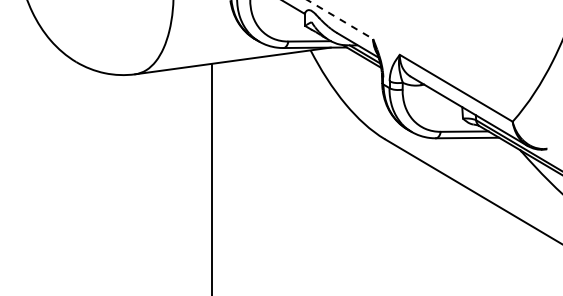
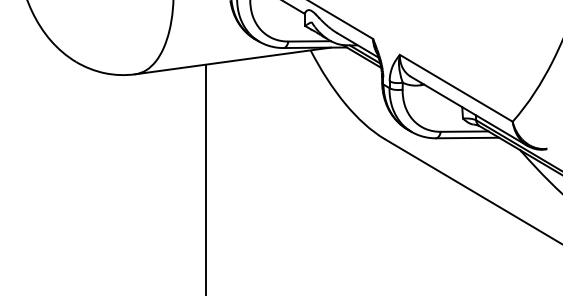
line: dashed -> solid (340, 19)
line position: (211, 178) -> (205, 178) (205, 178)
